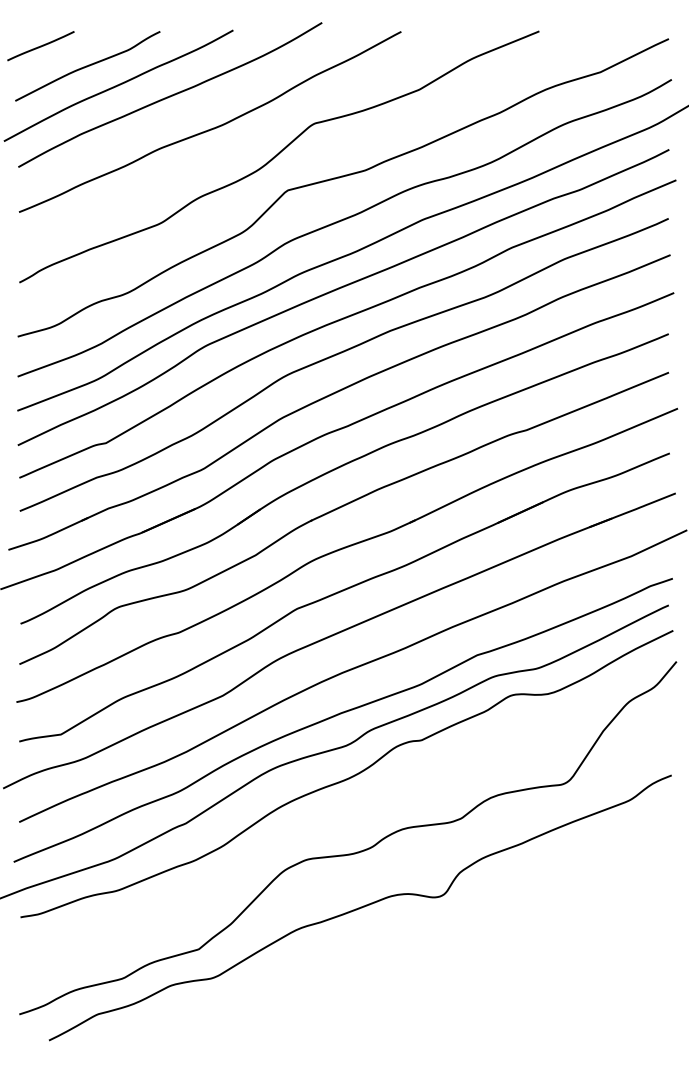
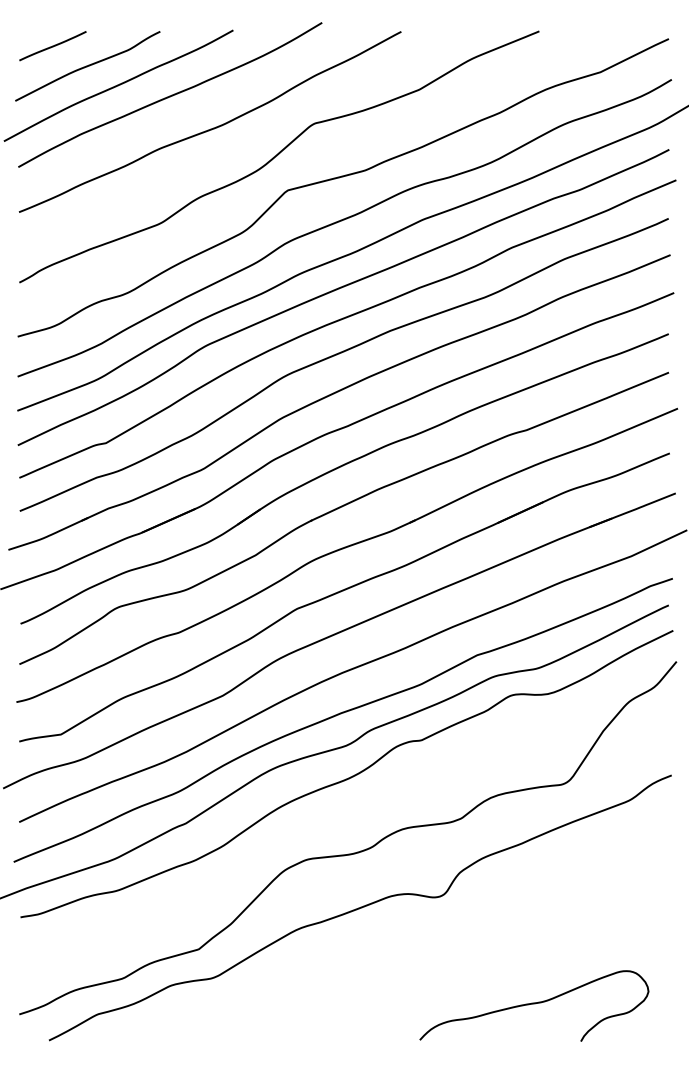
line position: (40, 46) -> (52, 46) (52, 46)
curve: none -> present (534, 1004)
